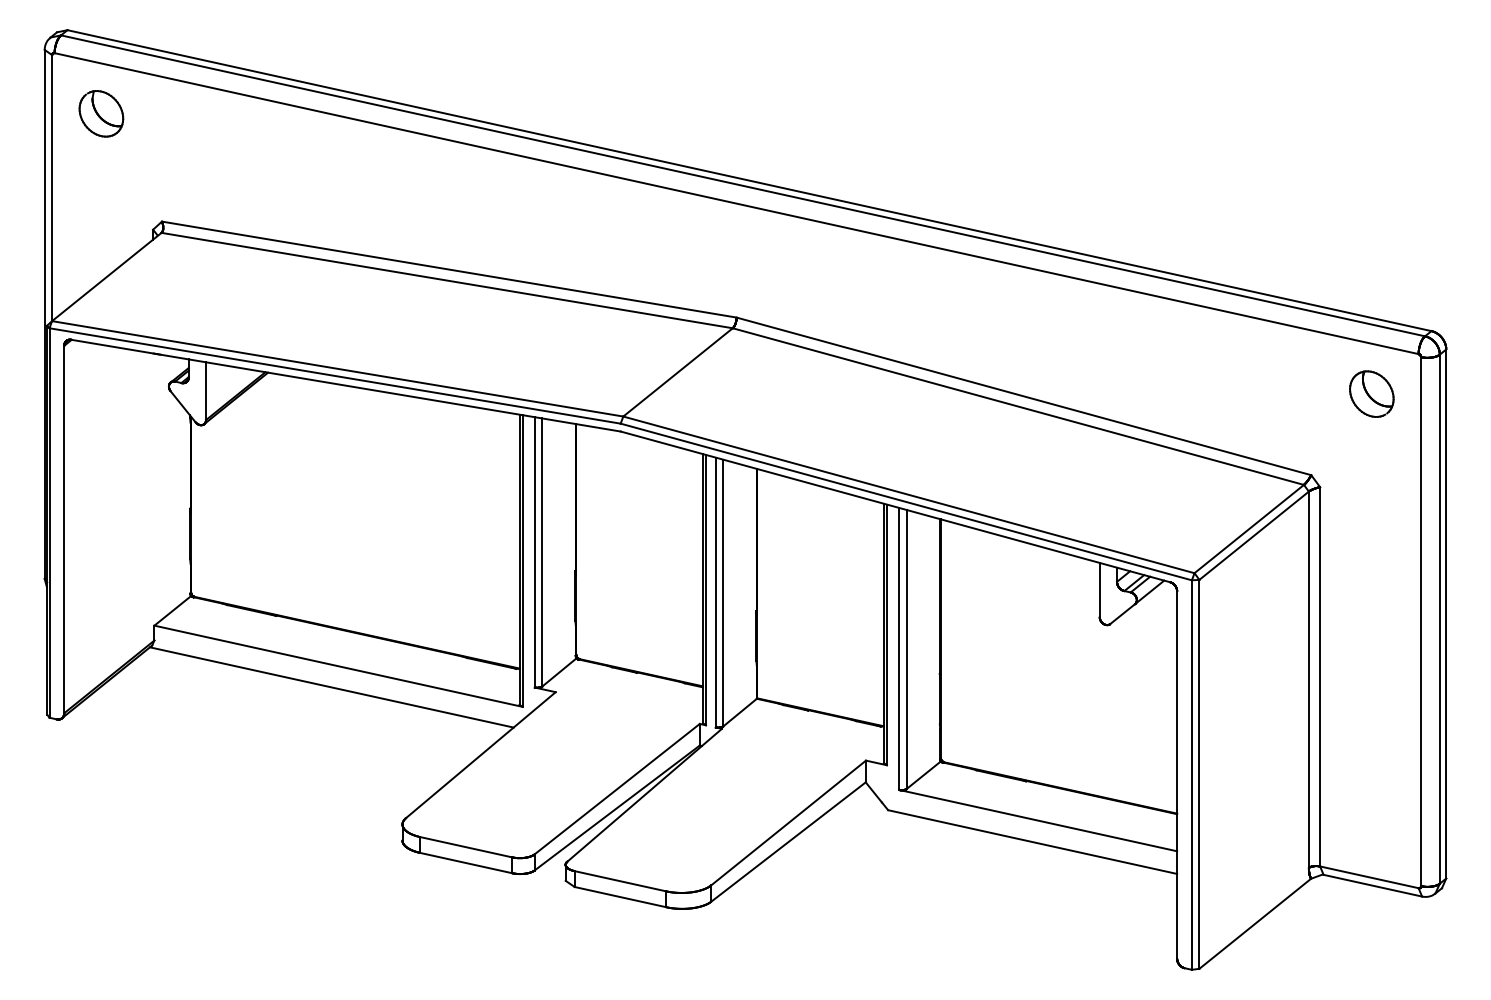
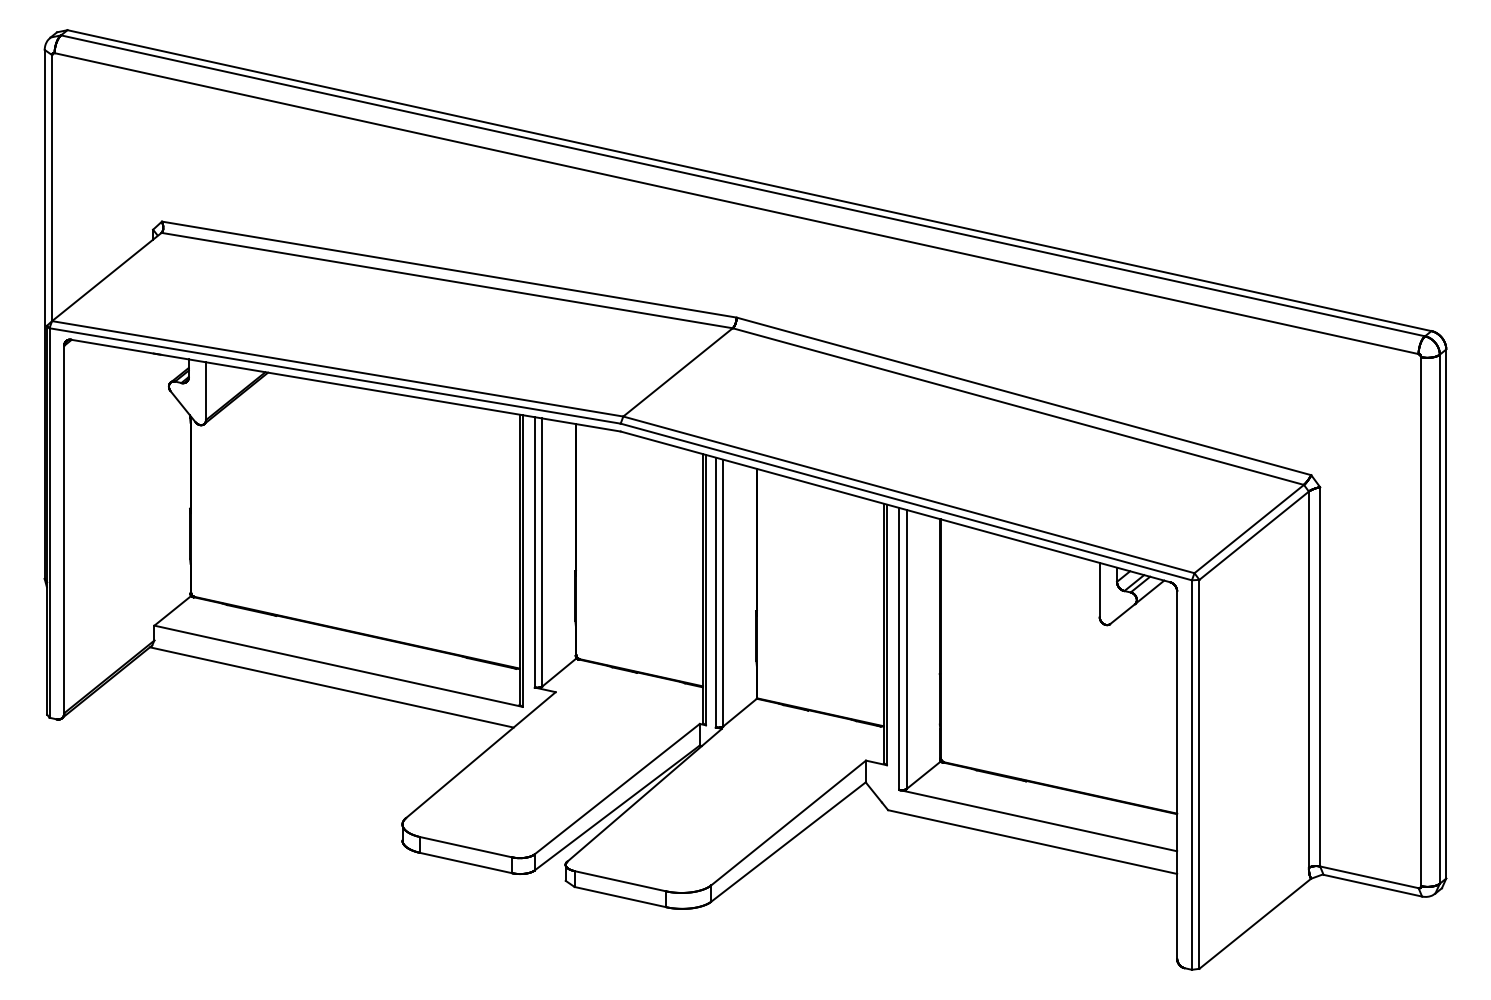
part: present -> none (101, 113)
part: present -> none (1371, 393)
